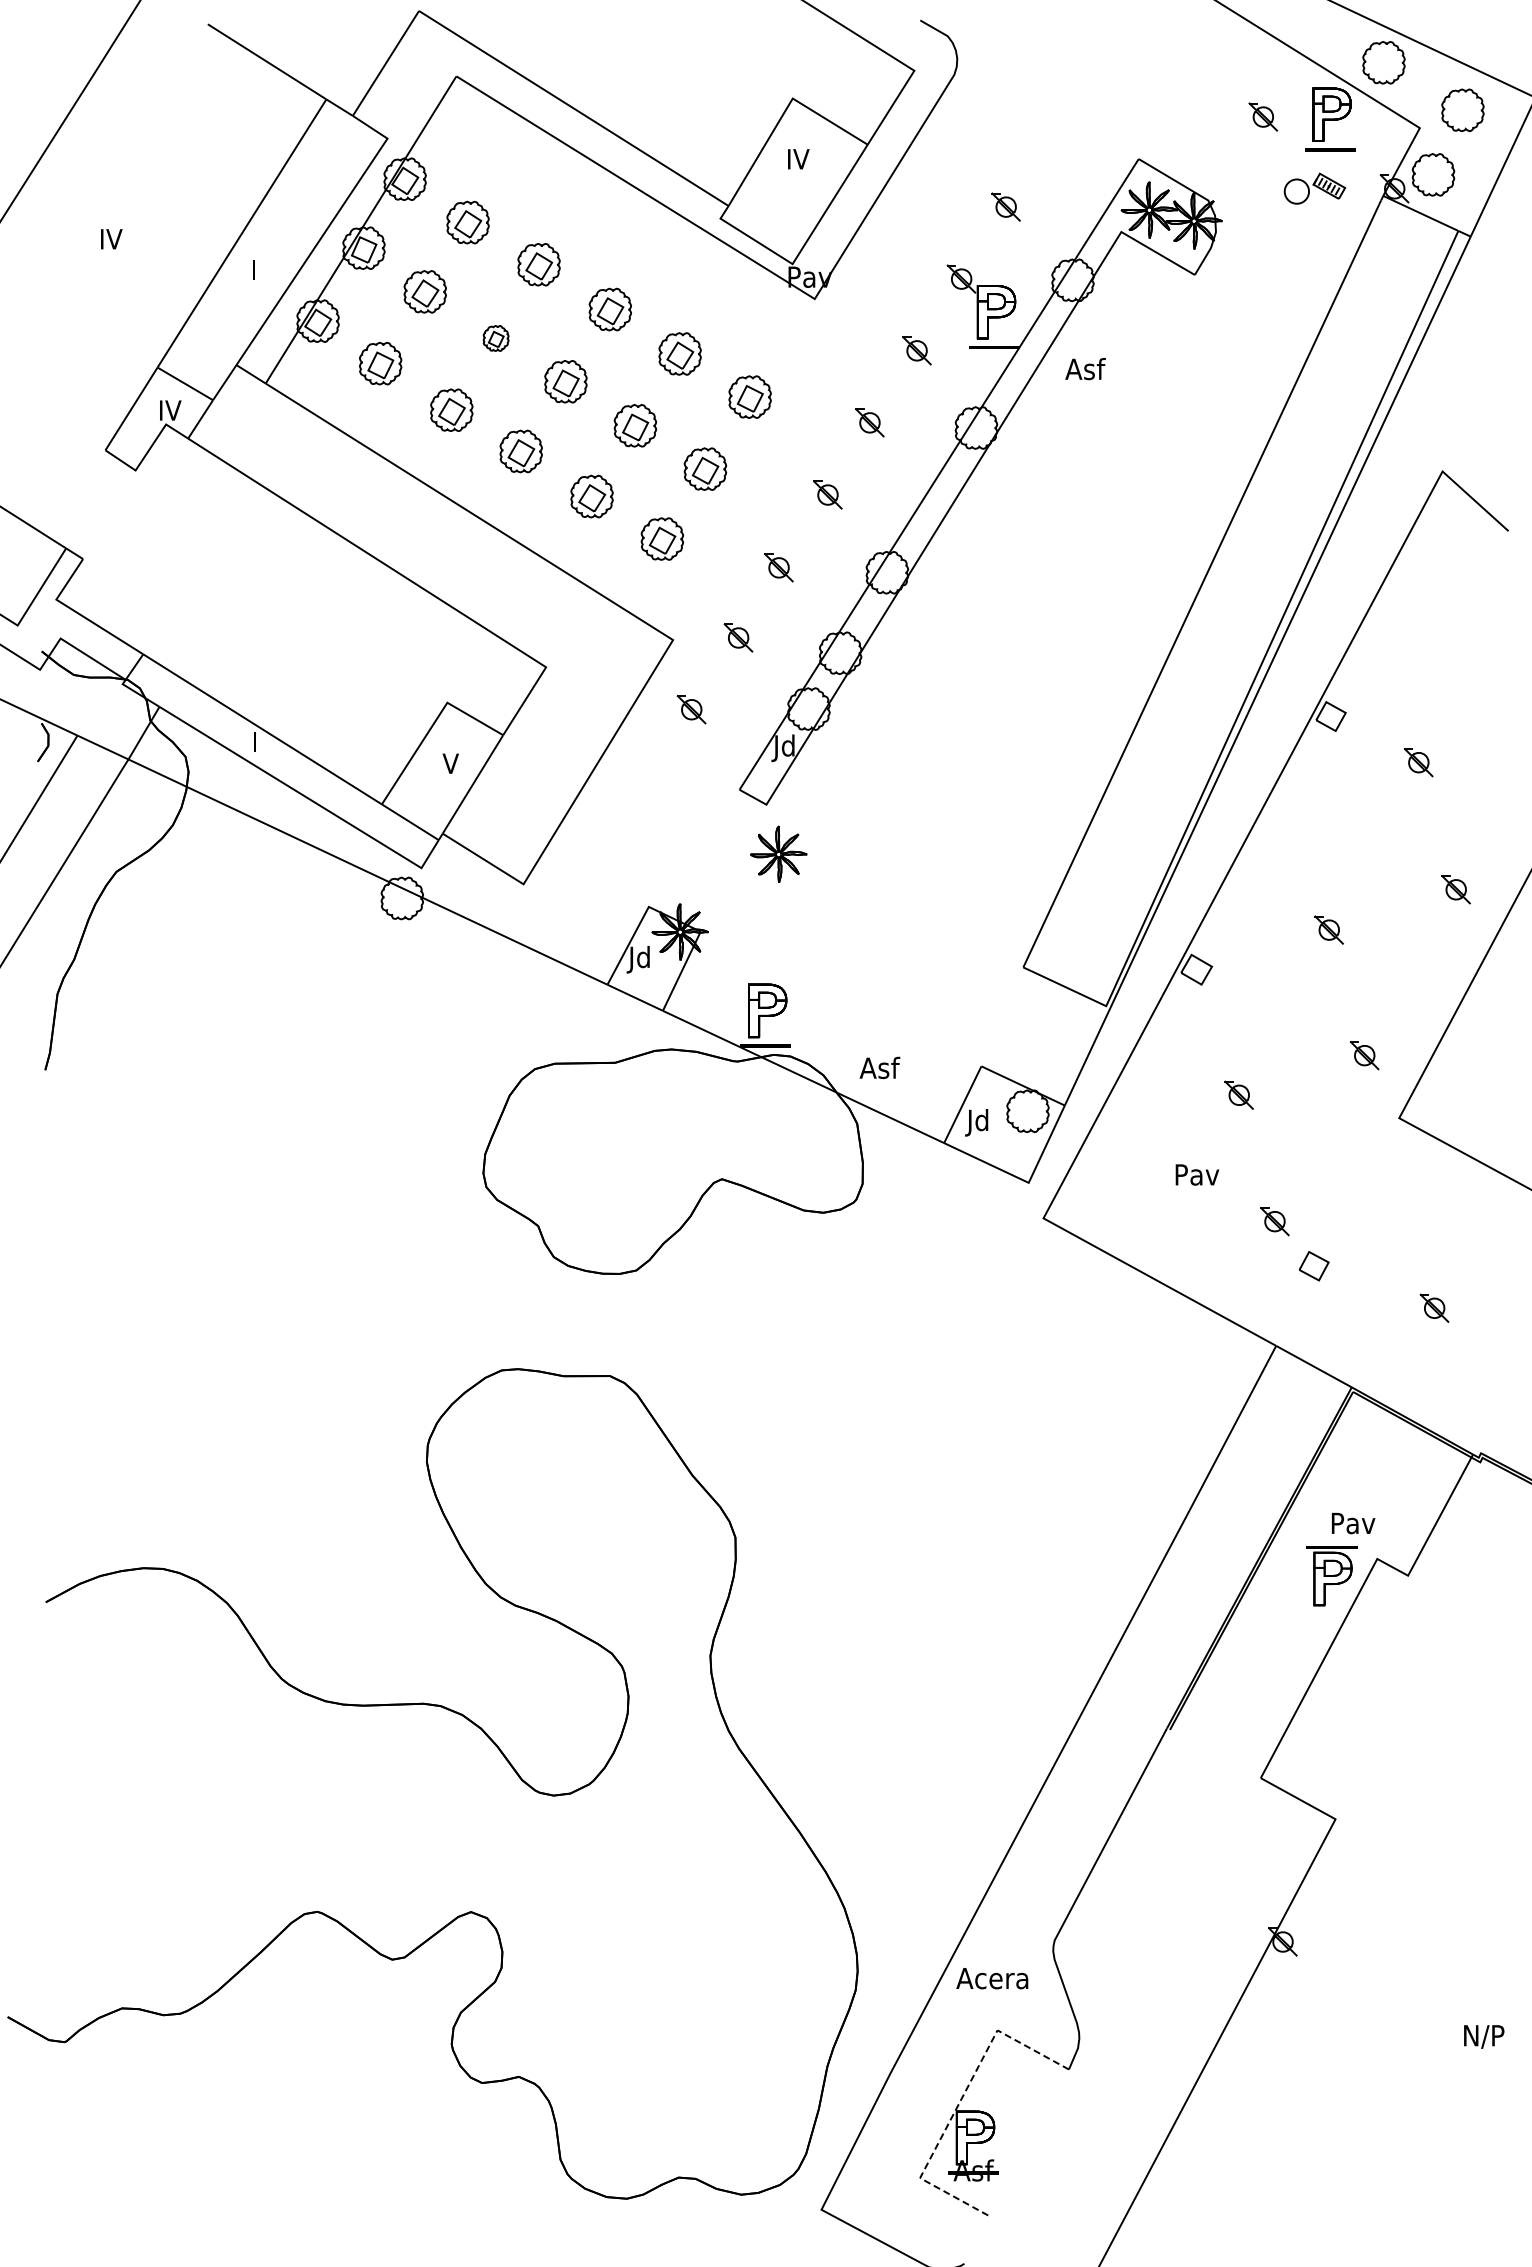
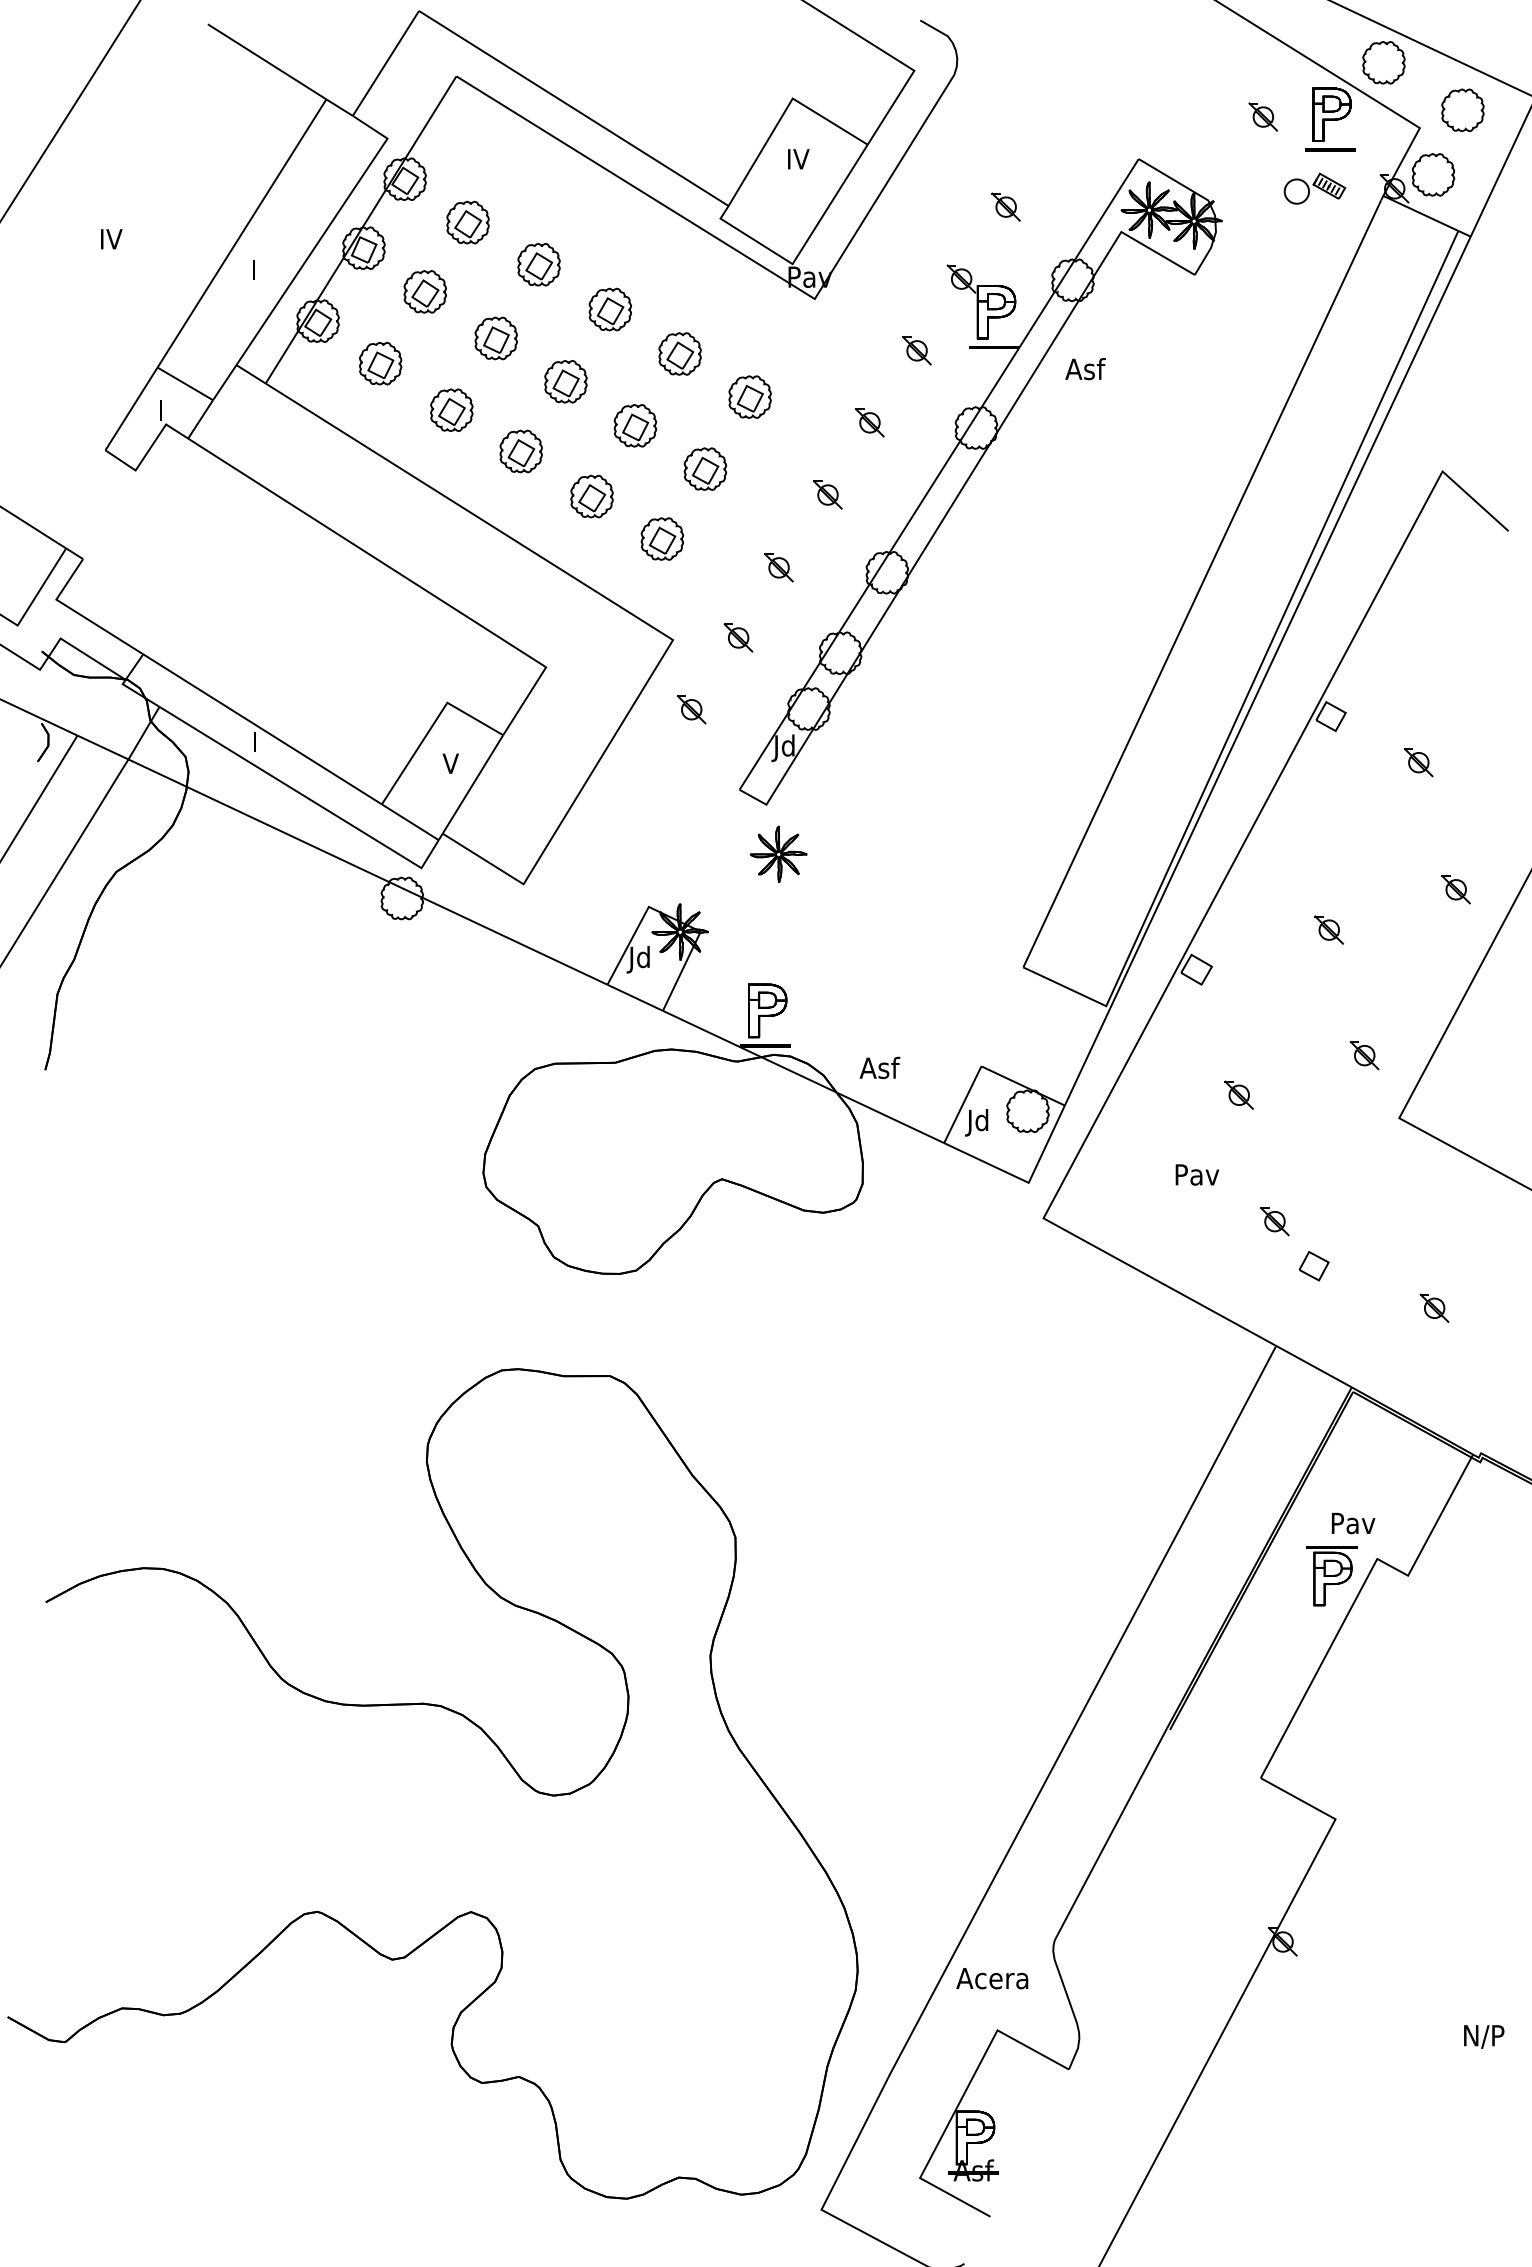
part size: 28x27 px -> 44x45 px (495, 338)
text: IV -> I (170, 410)
line: dashed -> solid (959, 2103)
